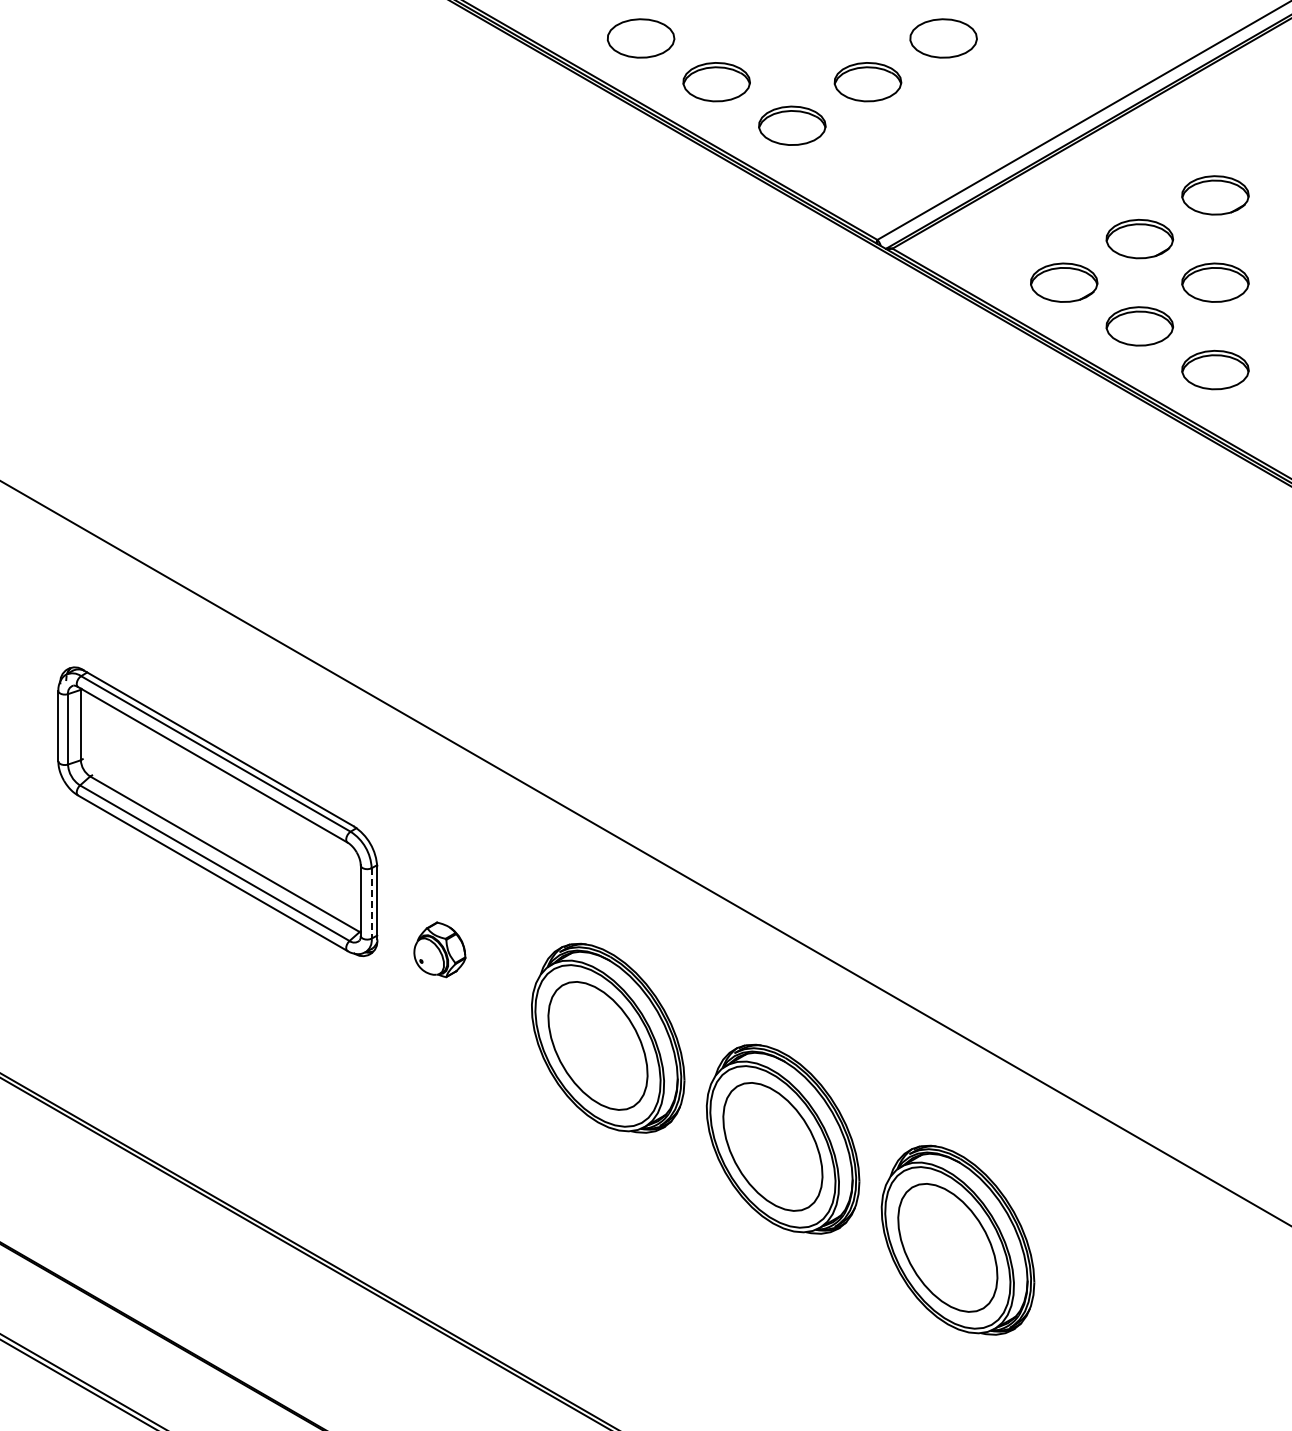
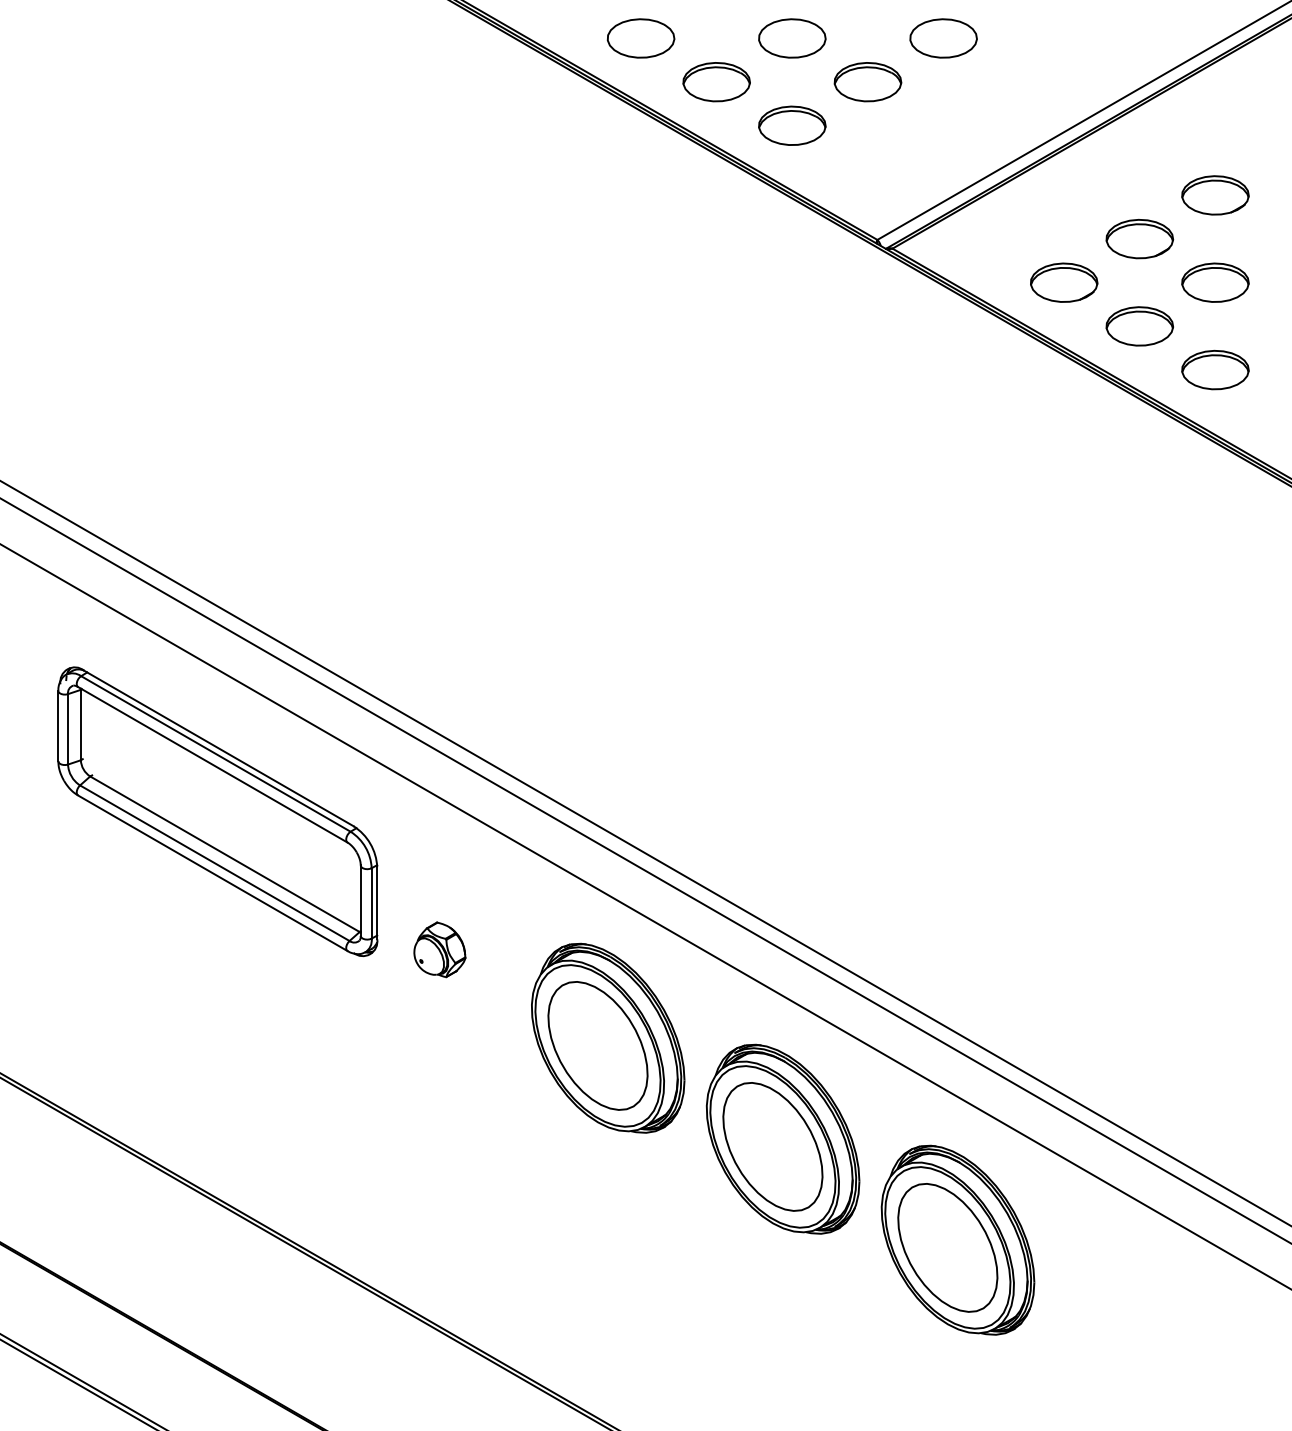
part: none -> present (792, 38)
line: none -> present (645, 870)
line: dashed -> solid (371, 903)
line: none -> present (645, 916)
